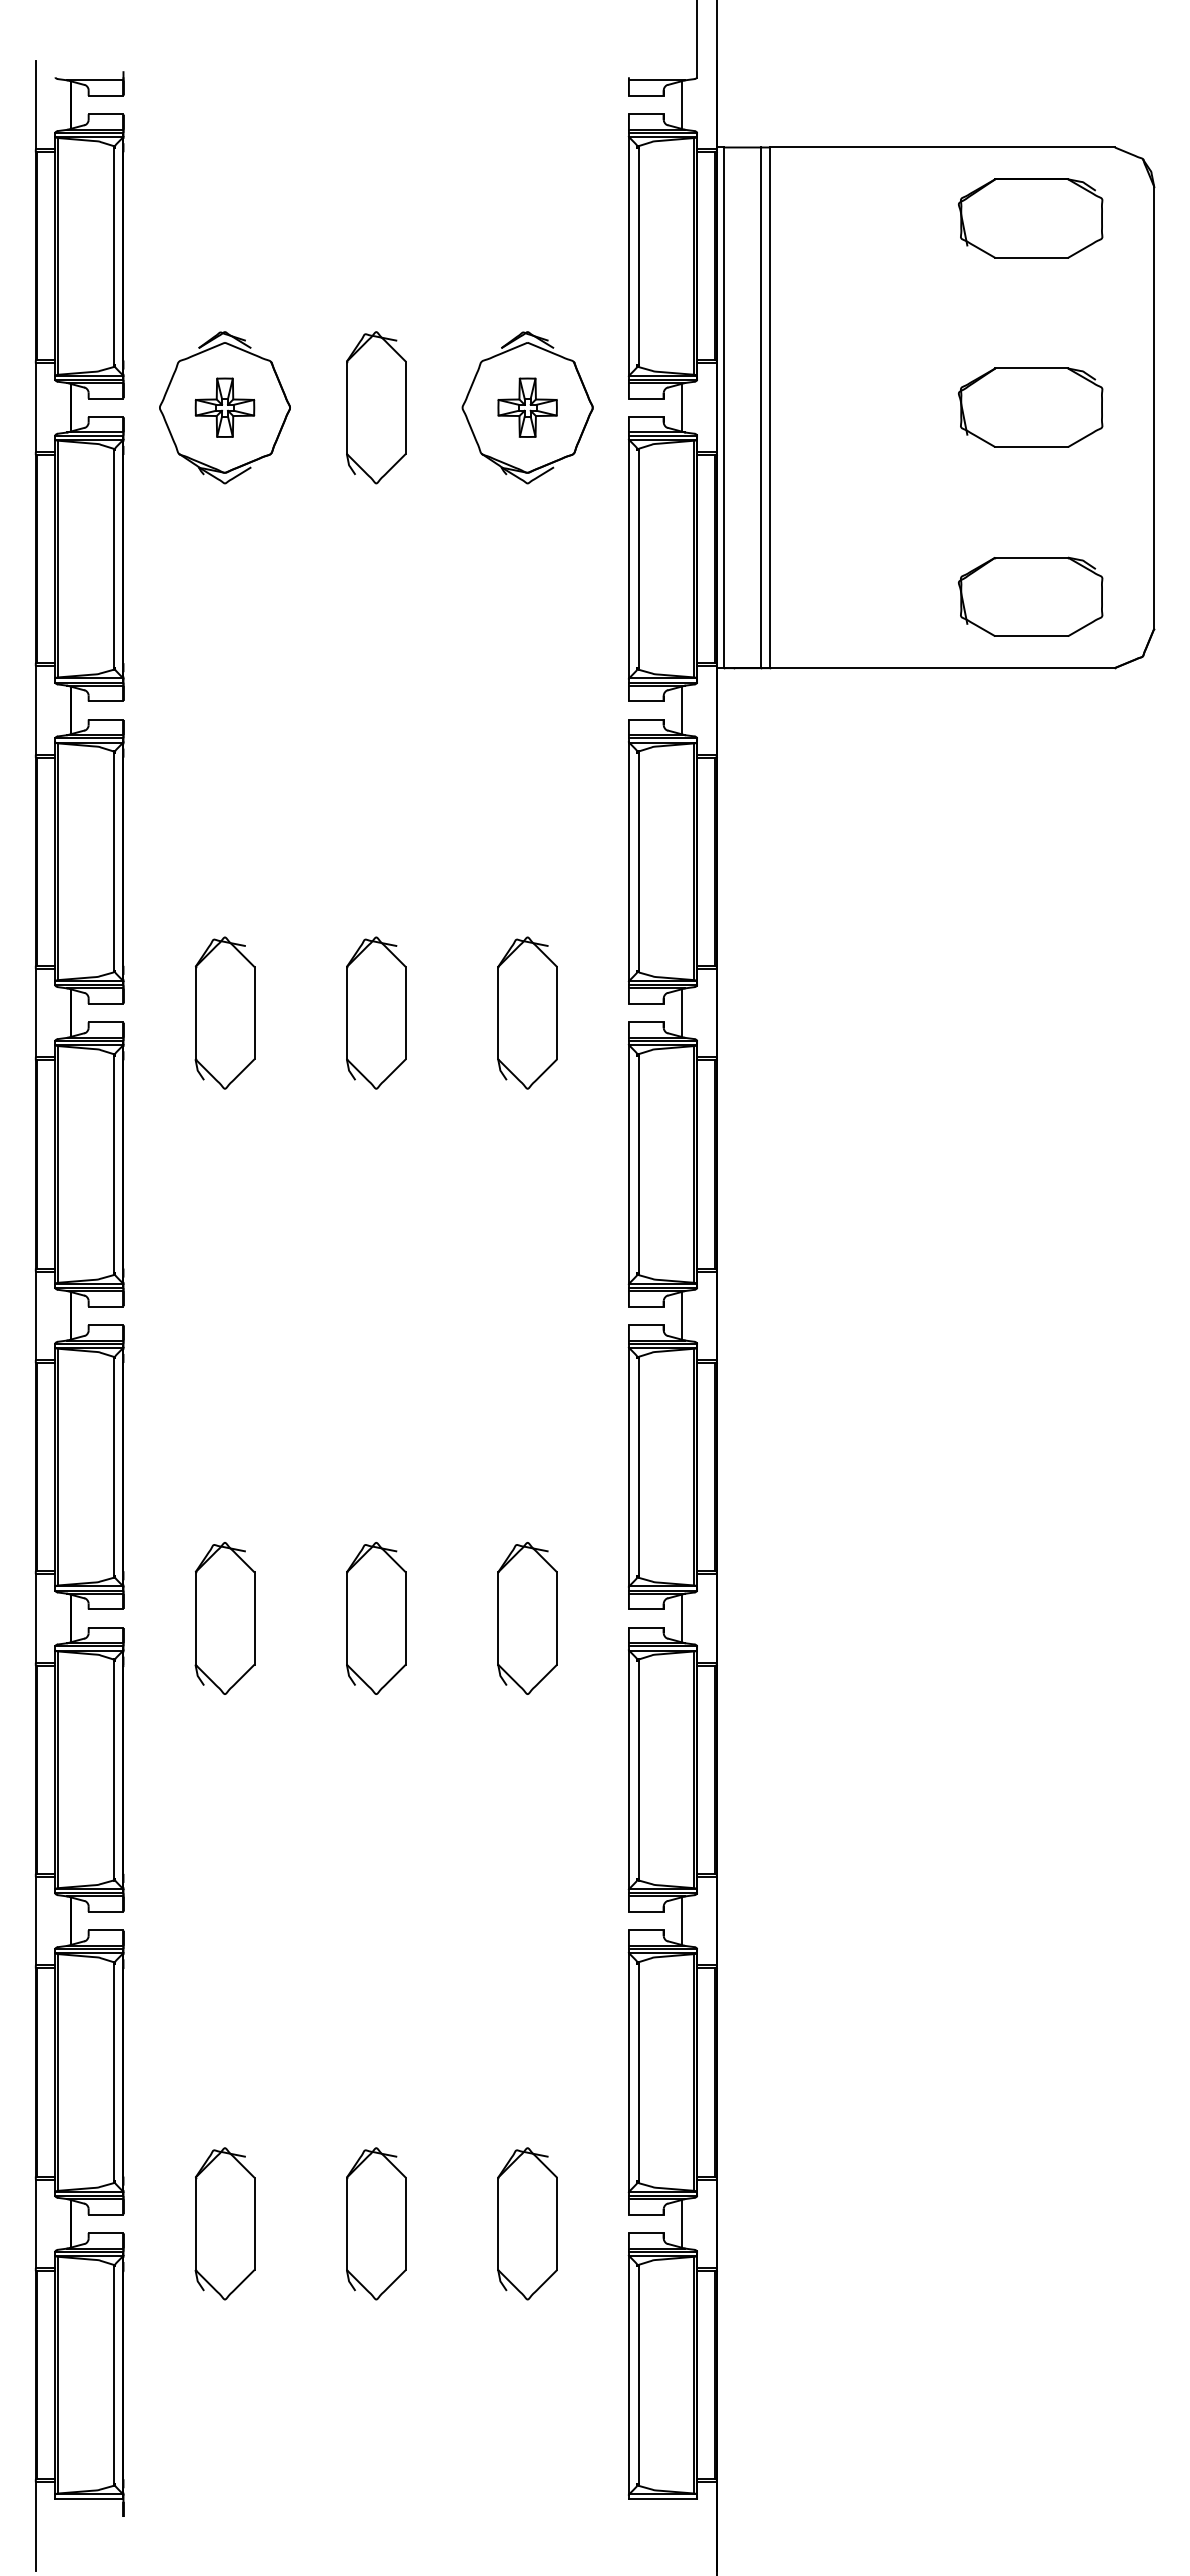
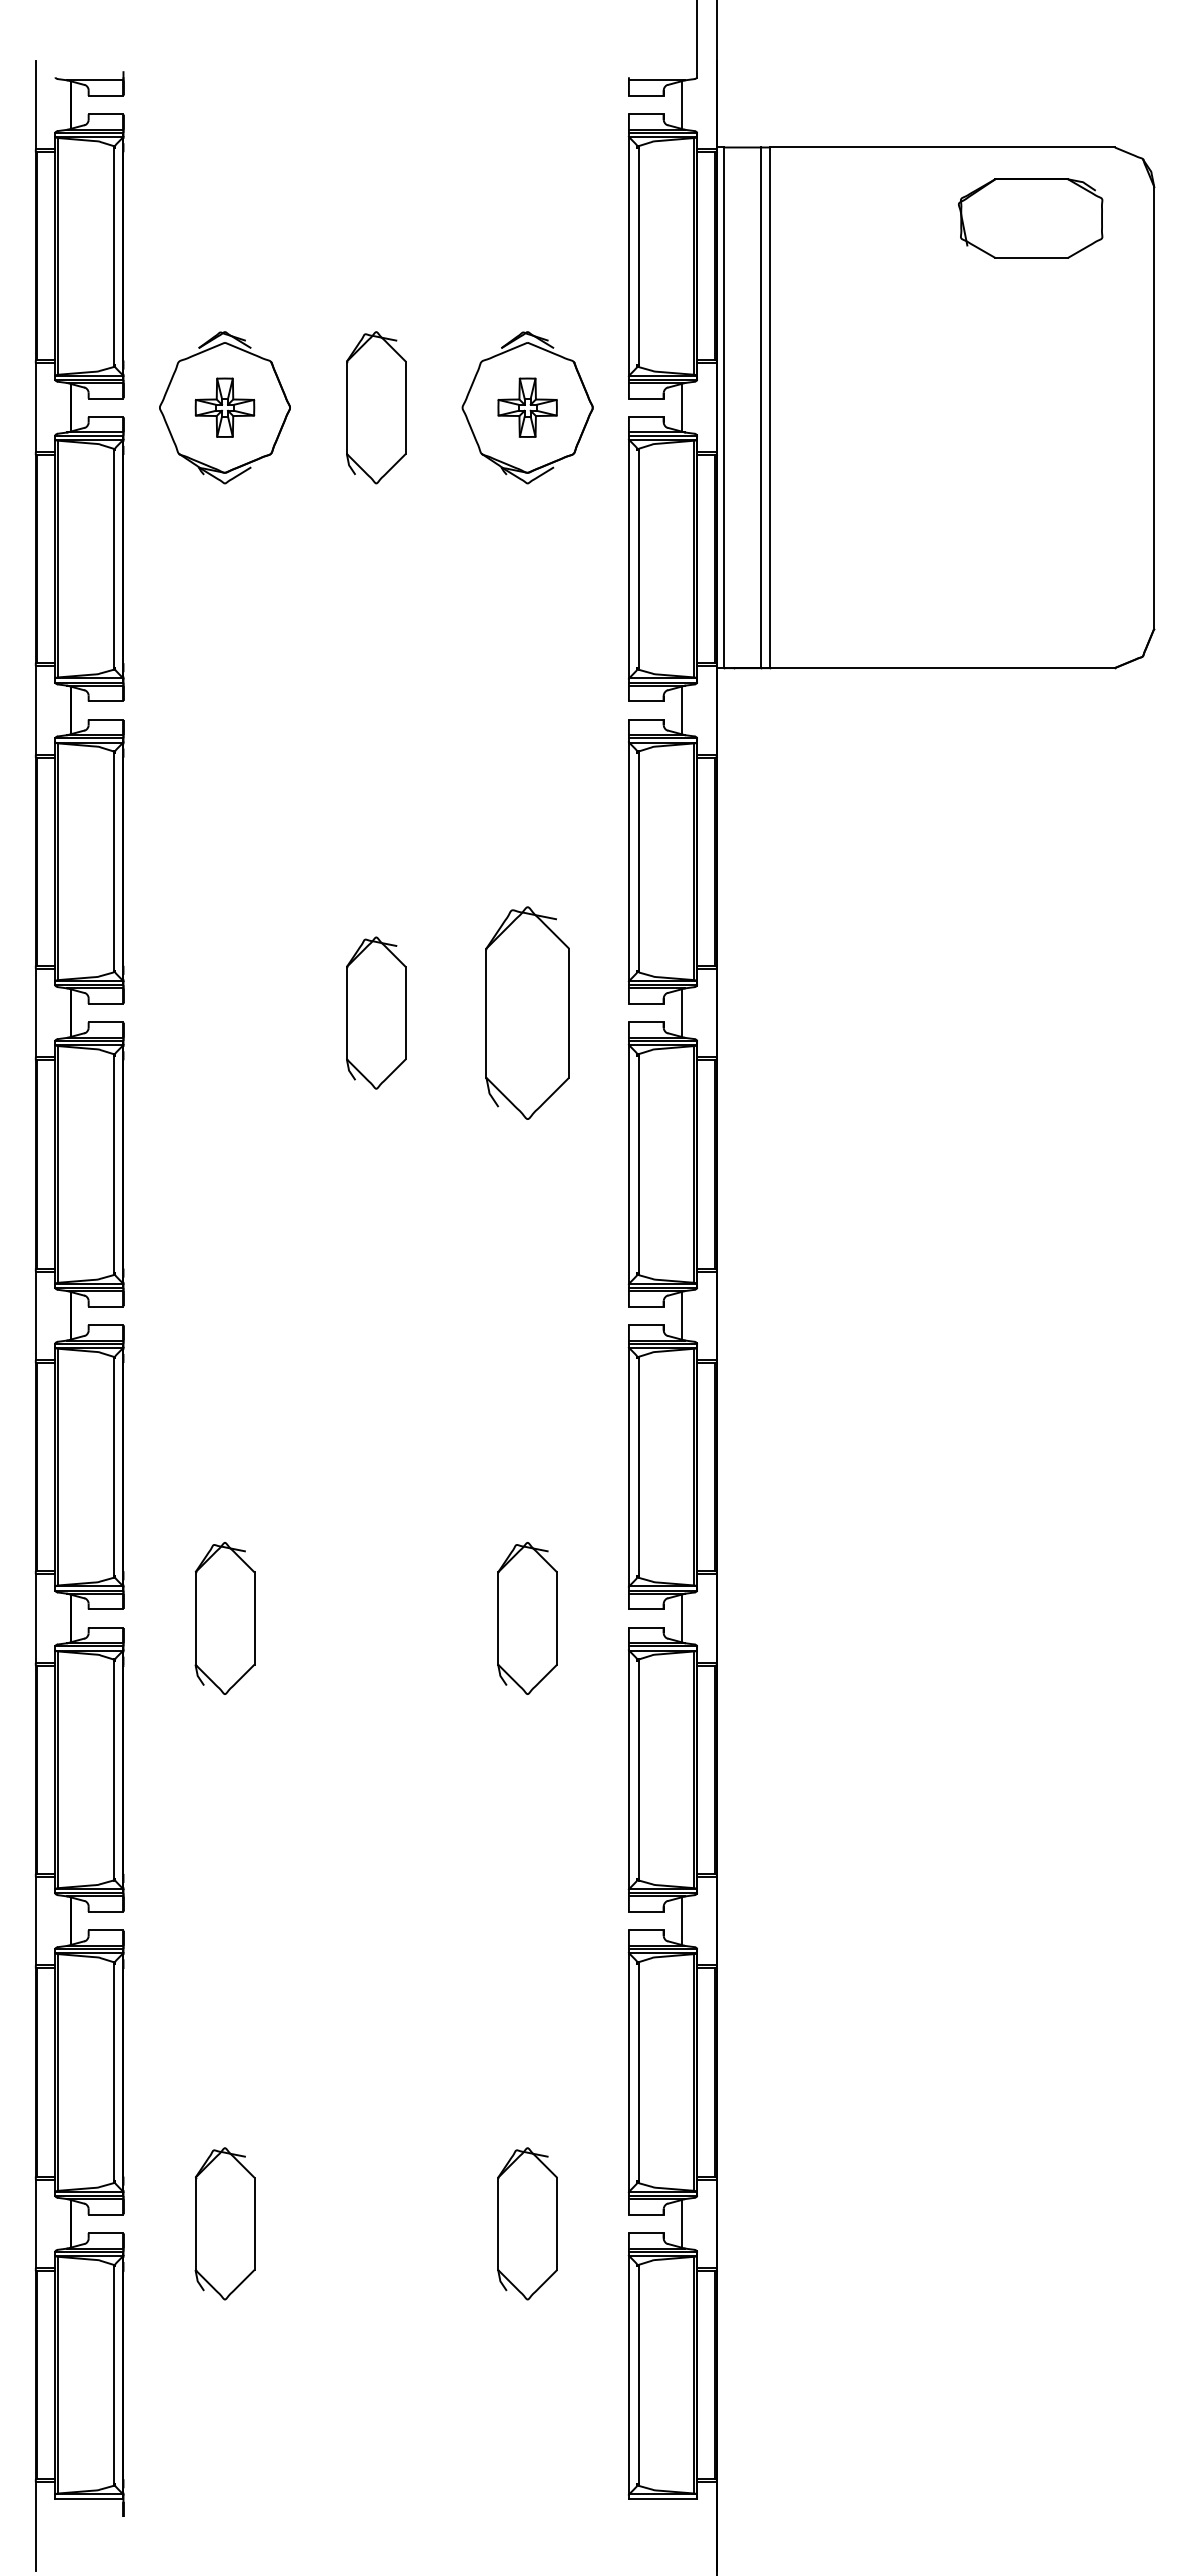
part: present -> none (1030, 407)
part: present -> none (1030, 596)
part: present -> none (224, 1012)
part size: 61x154 px -> 85x214 px (527, 1012)
part: present -> none (376, 1618)
part: present -> none (376, 2223)
